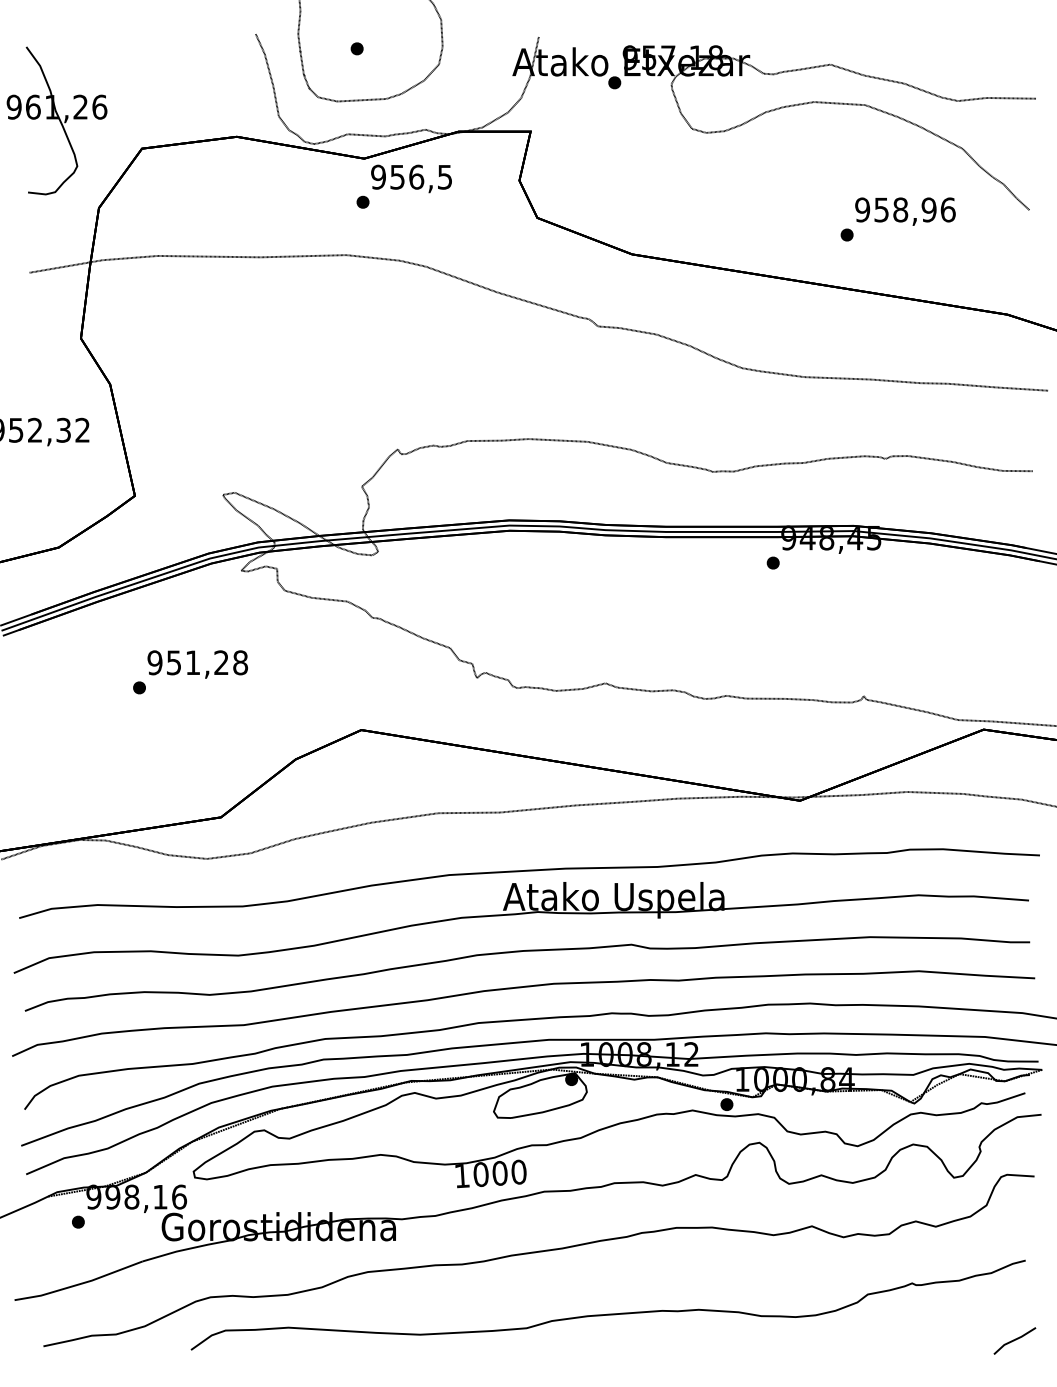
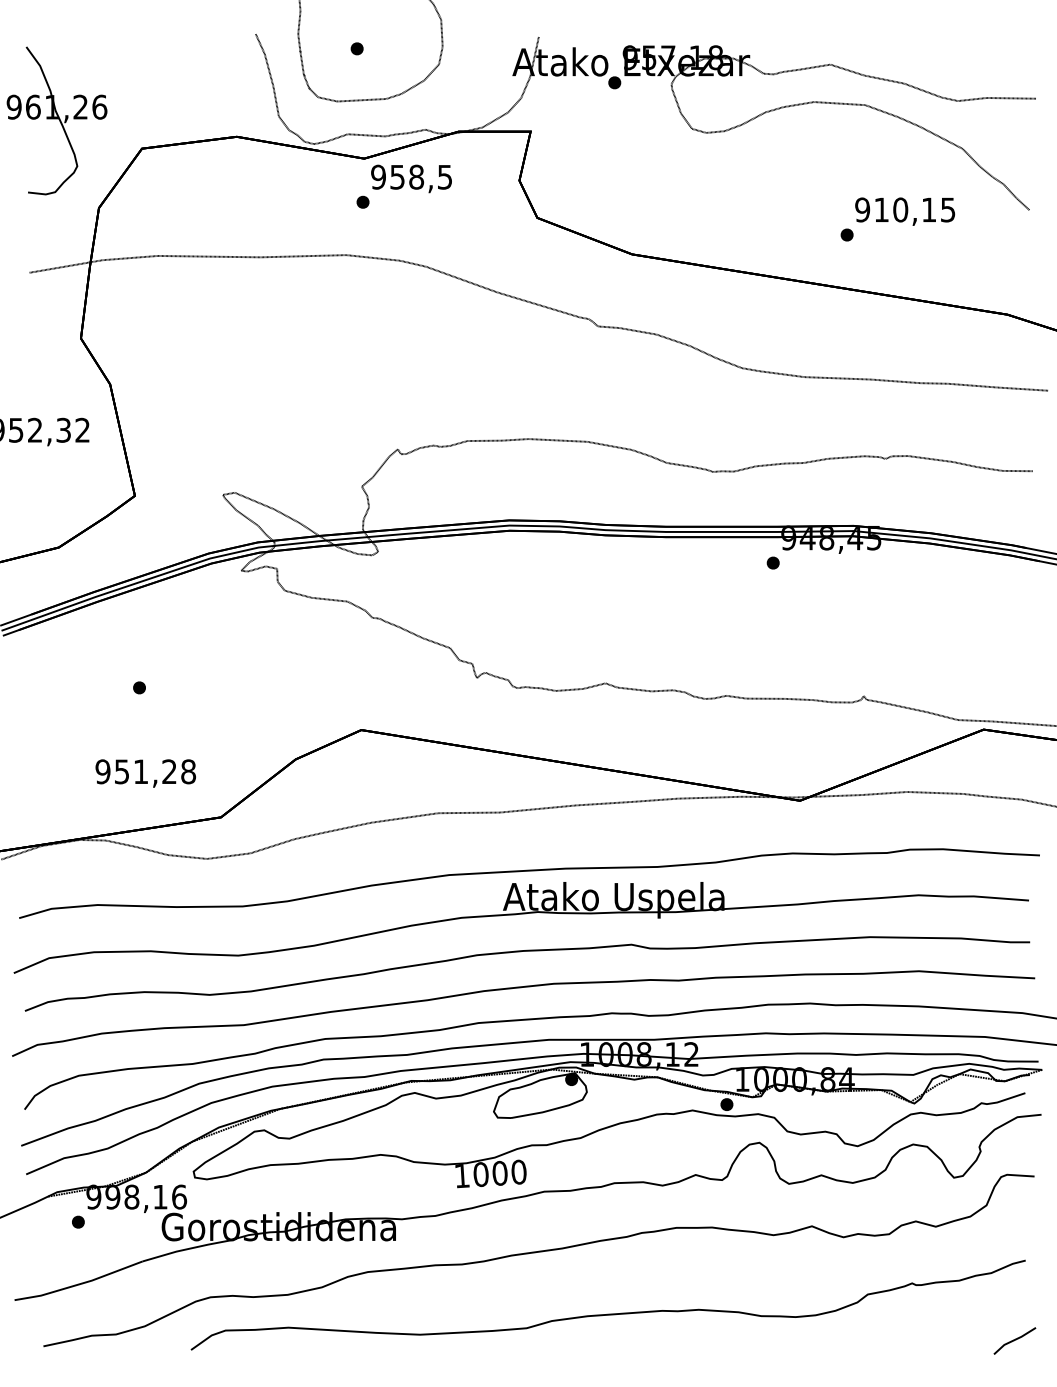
text: 956,5 -> 958,5 (416, 176)
text: 958,96 -> 910,15 (914, 209)
text position: (197, 664) -> (145, 773) (145, 773)
